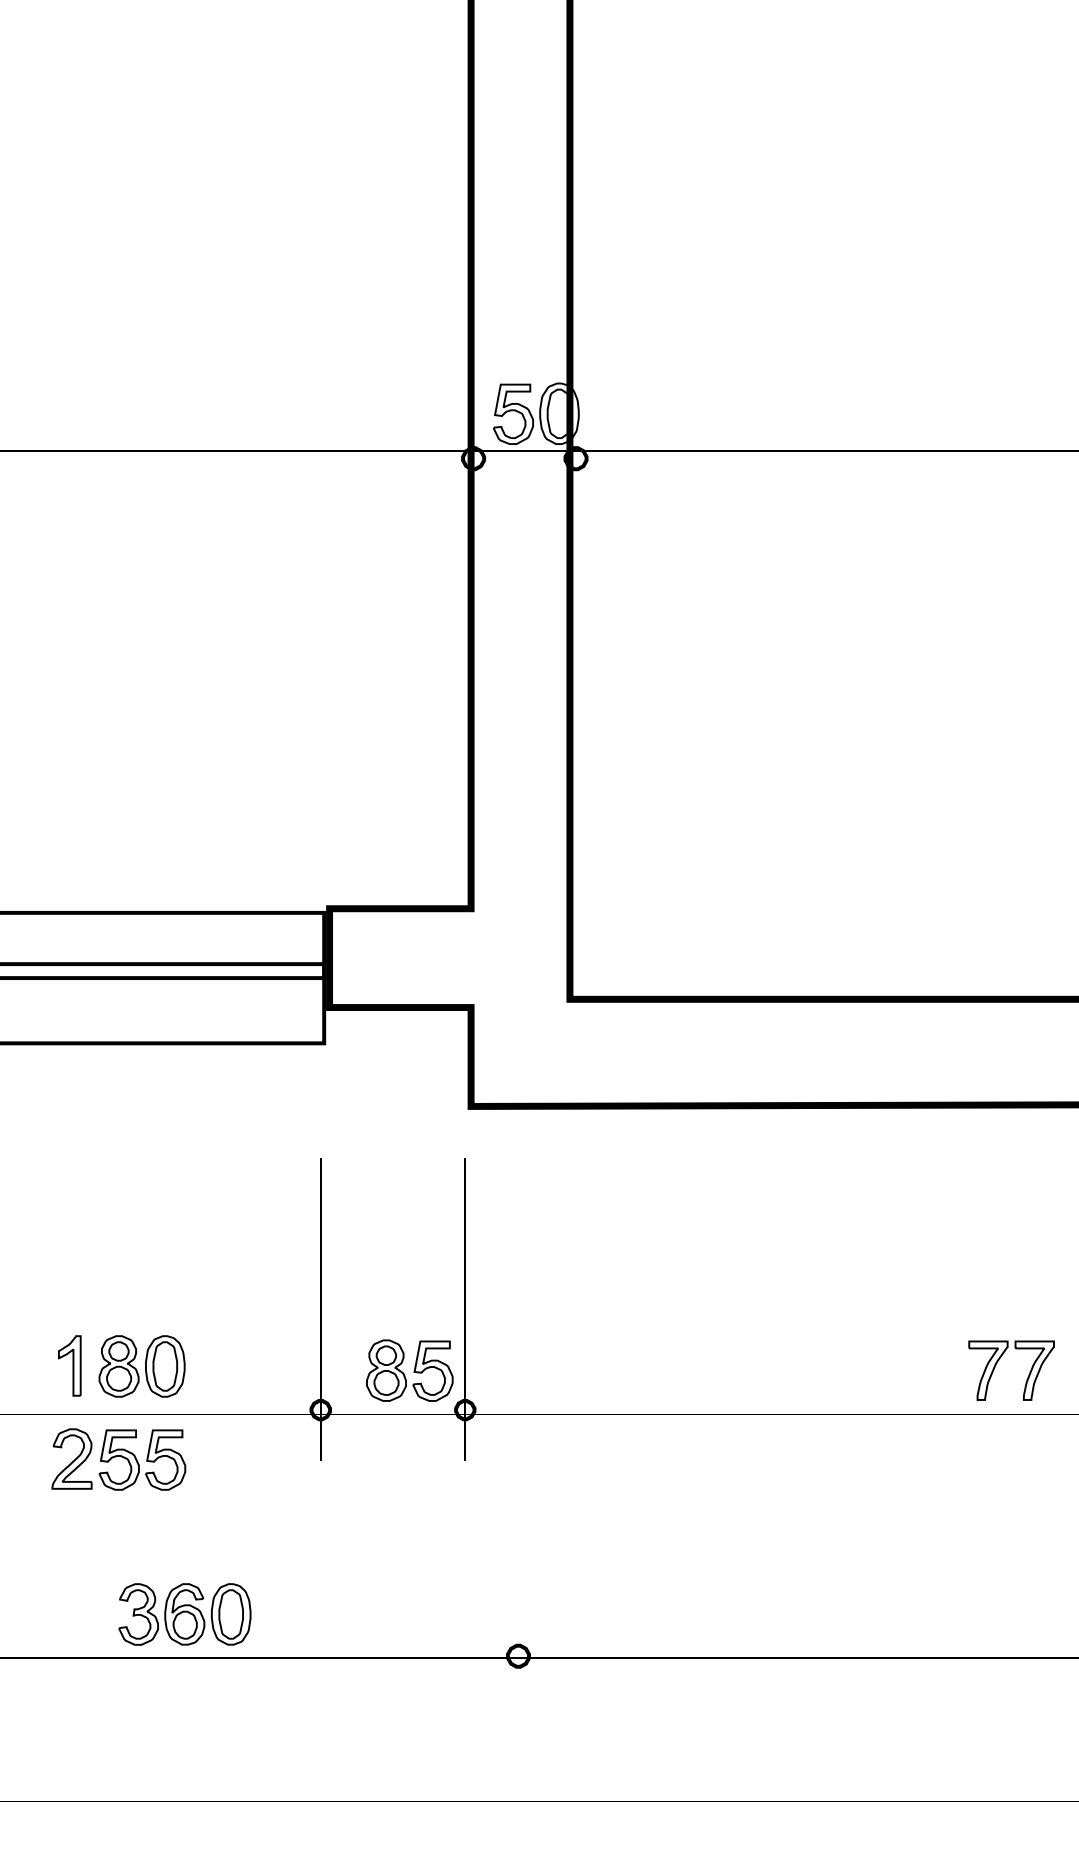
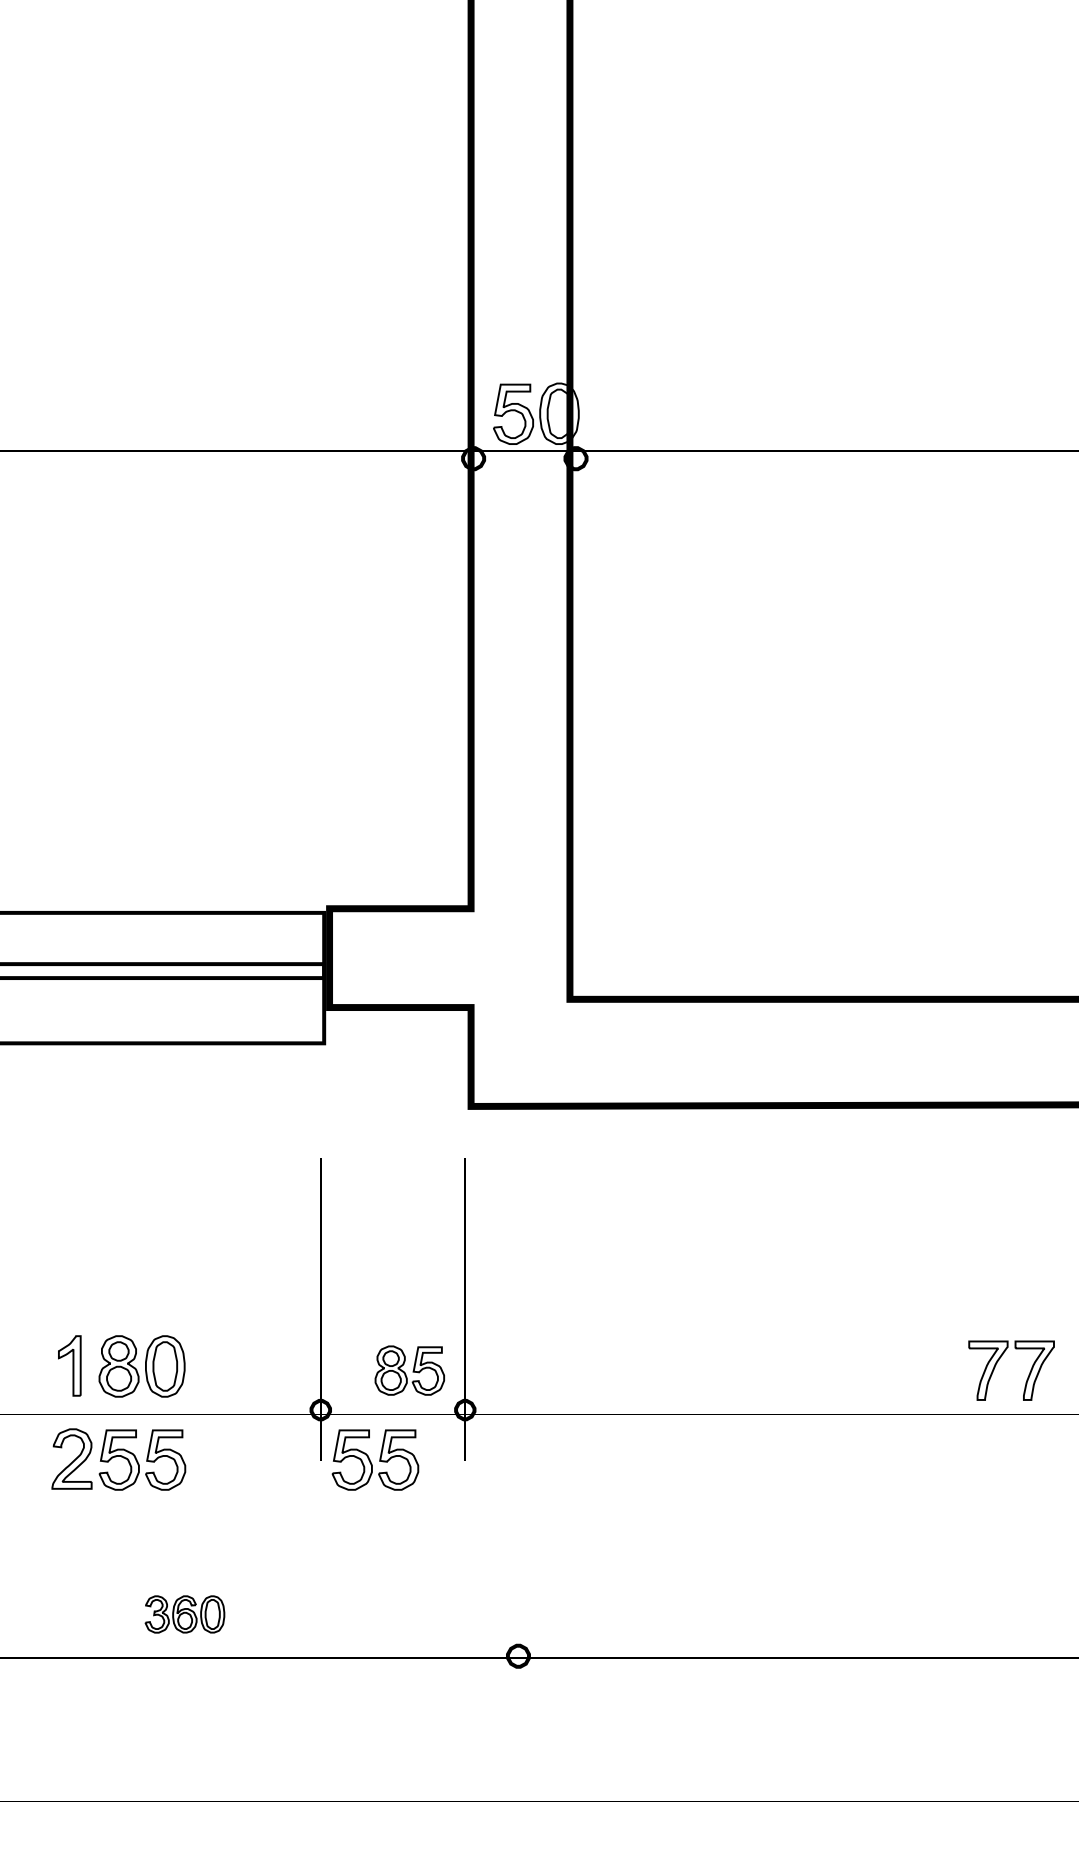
part size: 88x63 px -> 71x51 px (409, 1370)
part: none -> present (375, 1459)
part size: 134x63 px -> 82x39 px (184, 1614)
